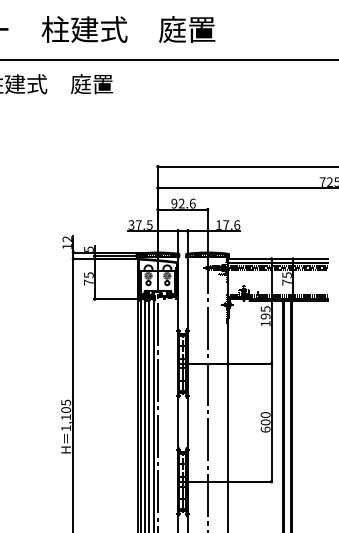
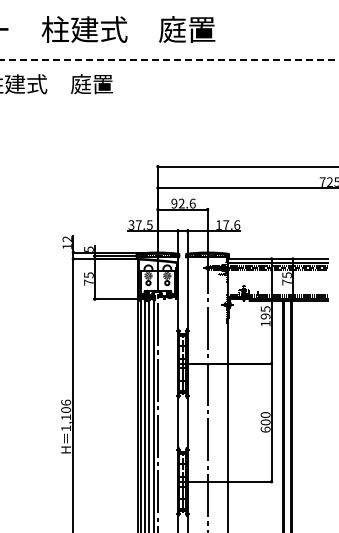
line: solid -> dashed (169, 60)
text: 1,105 -> 1,106 (65, 402)
